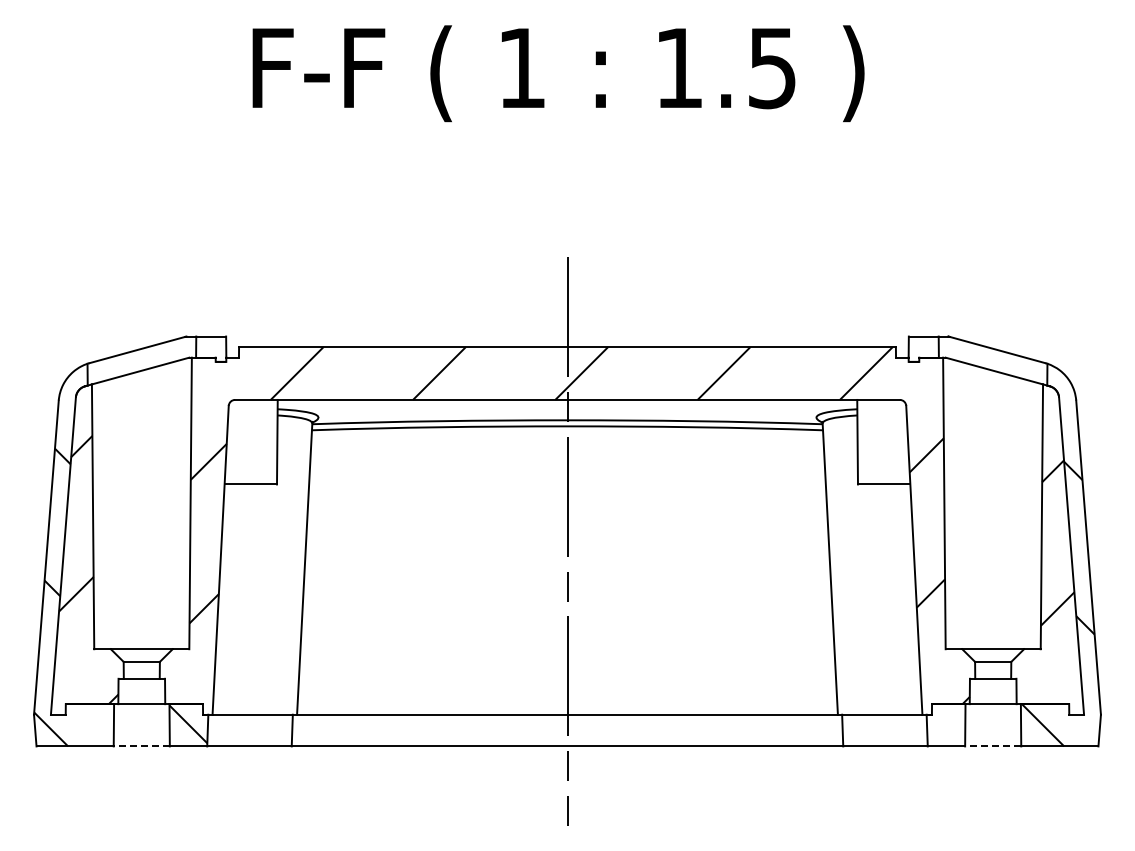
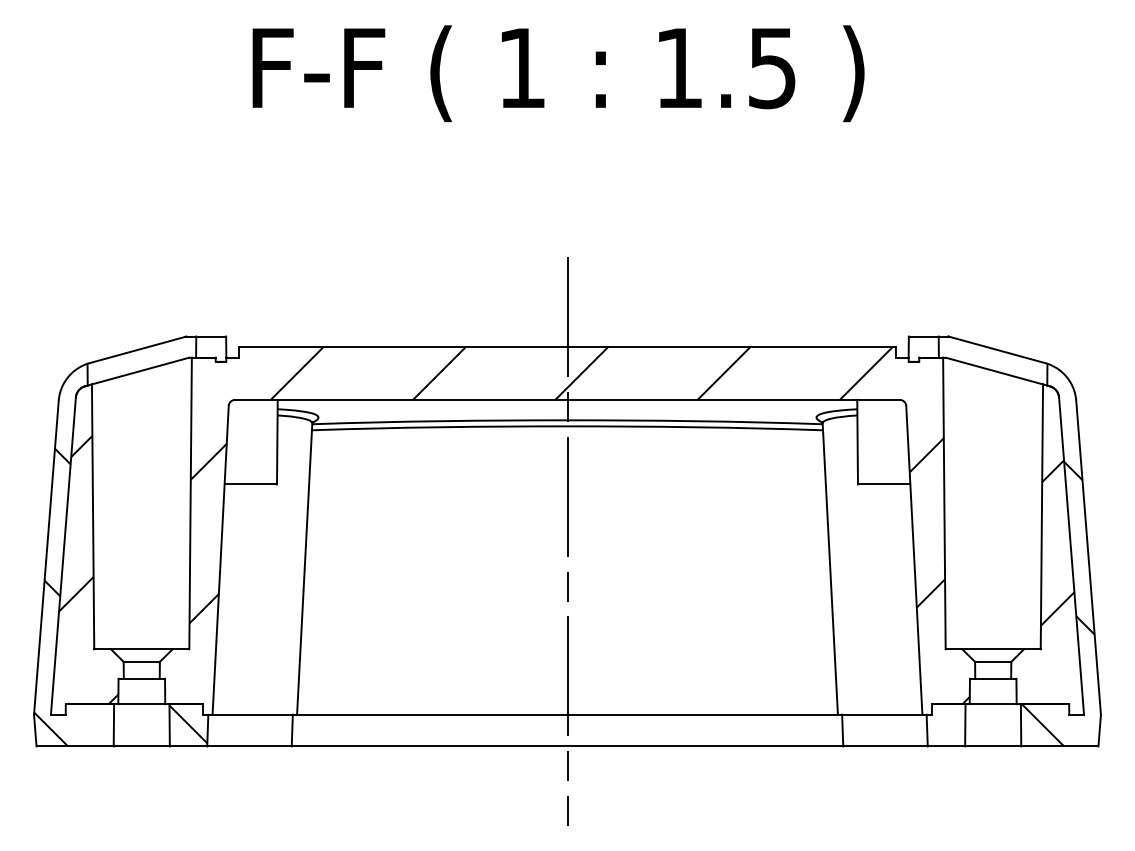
line: dashed -> solid (141, 746)
line: dashed -> solid (992, 746)
